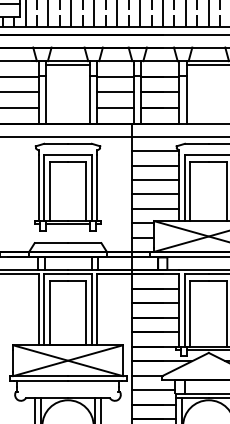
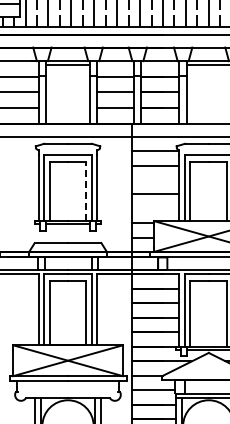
line: present -> none (155, 180)
line: solid -> dashed (86, 191)
line: present -> none (155, 208)
